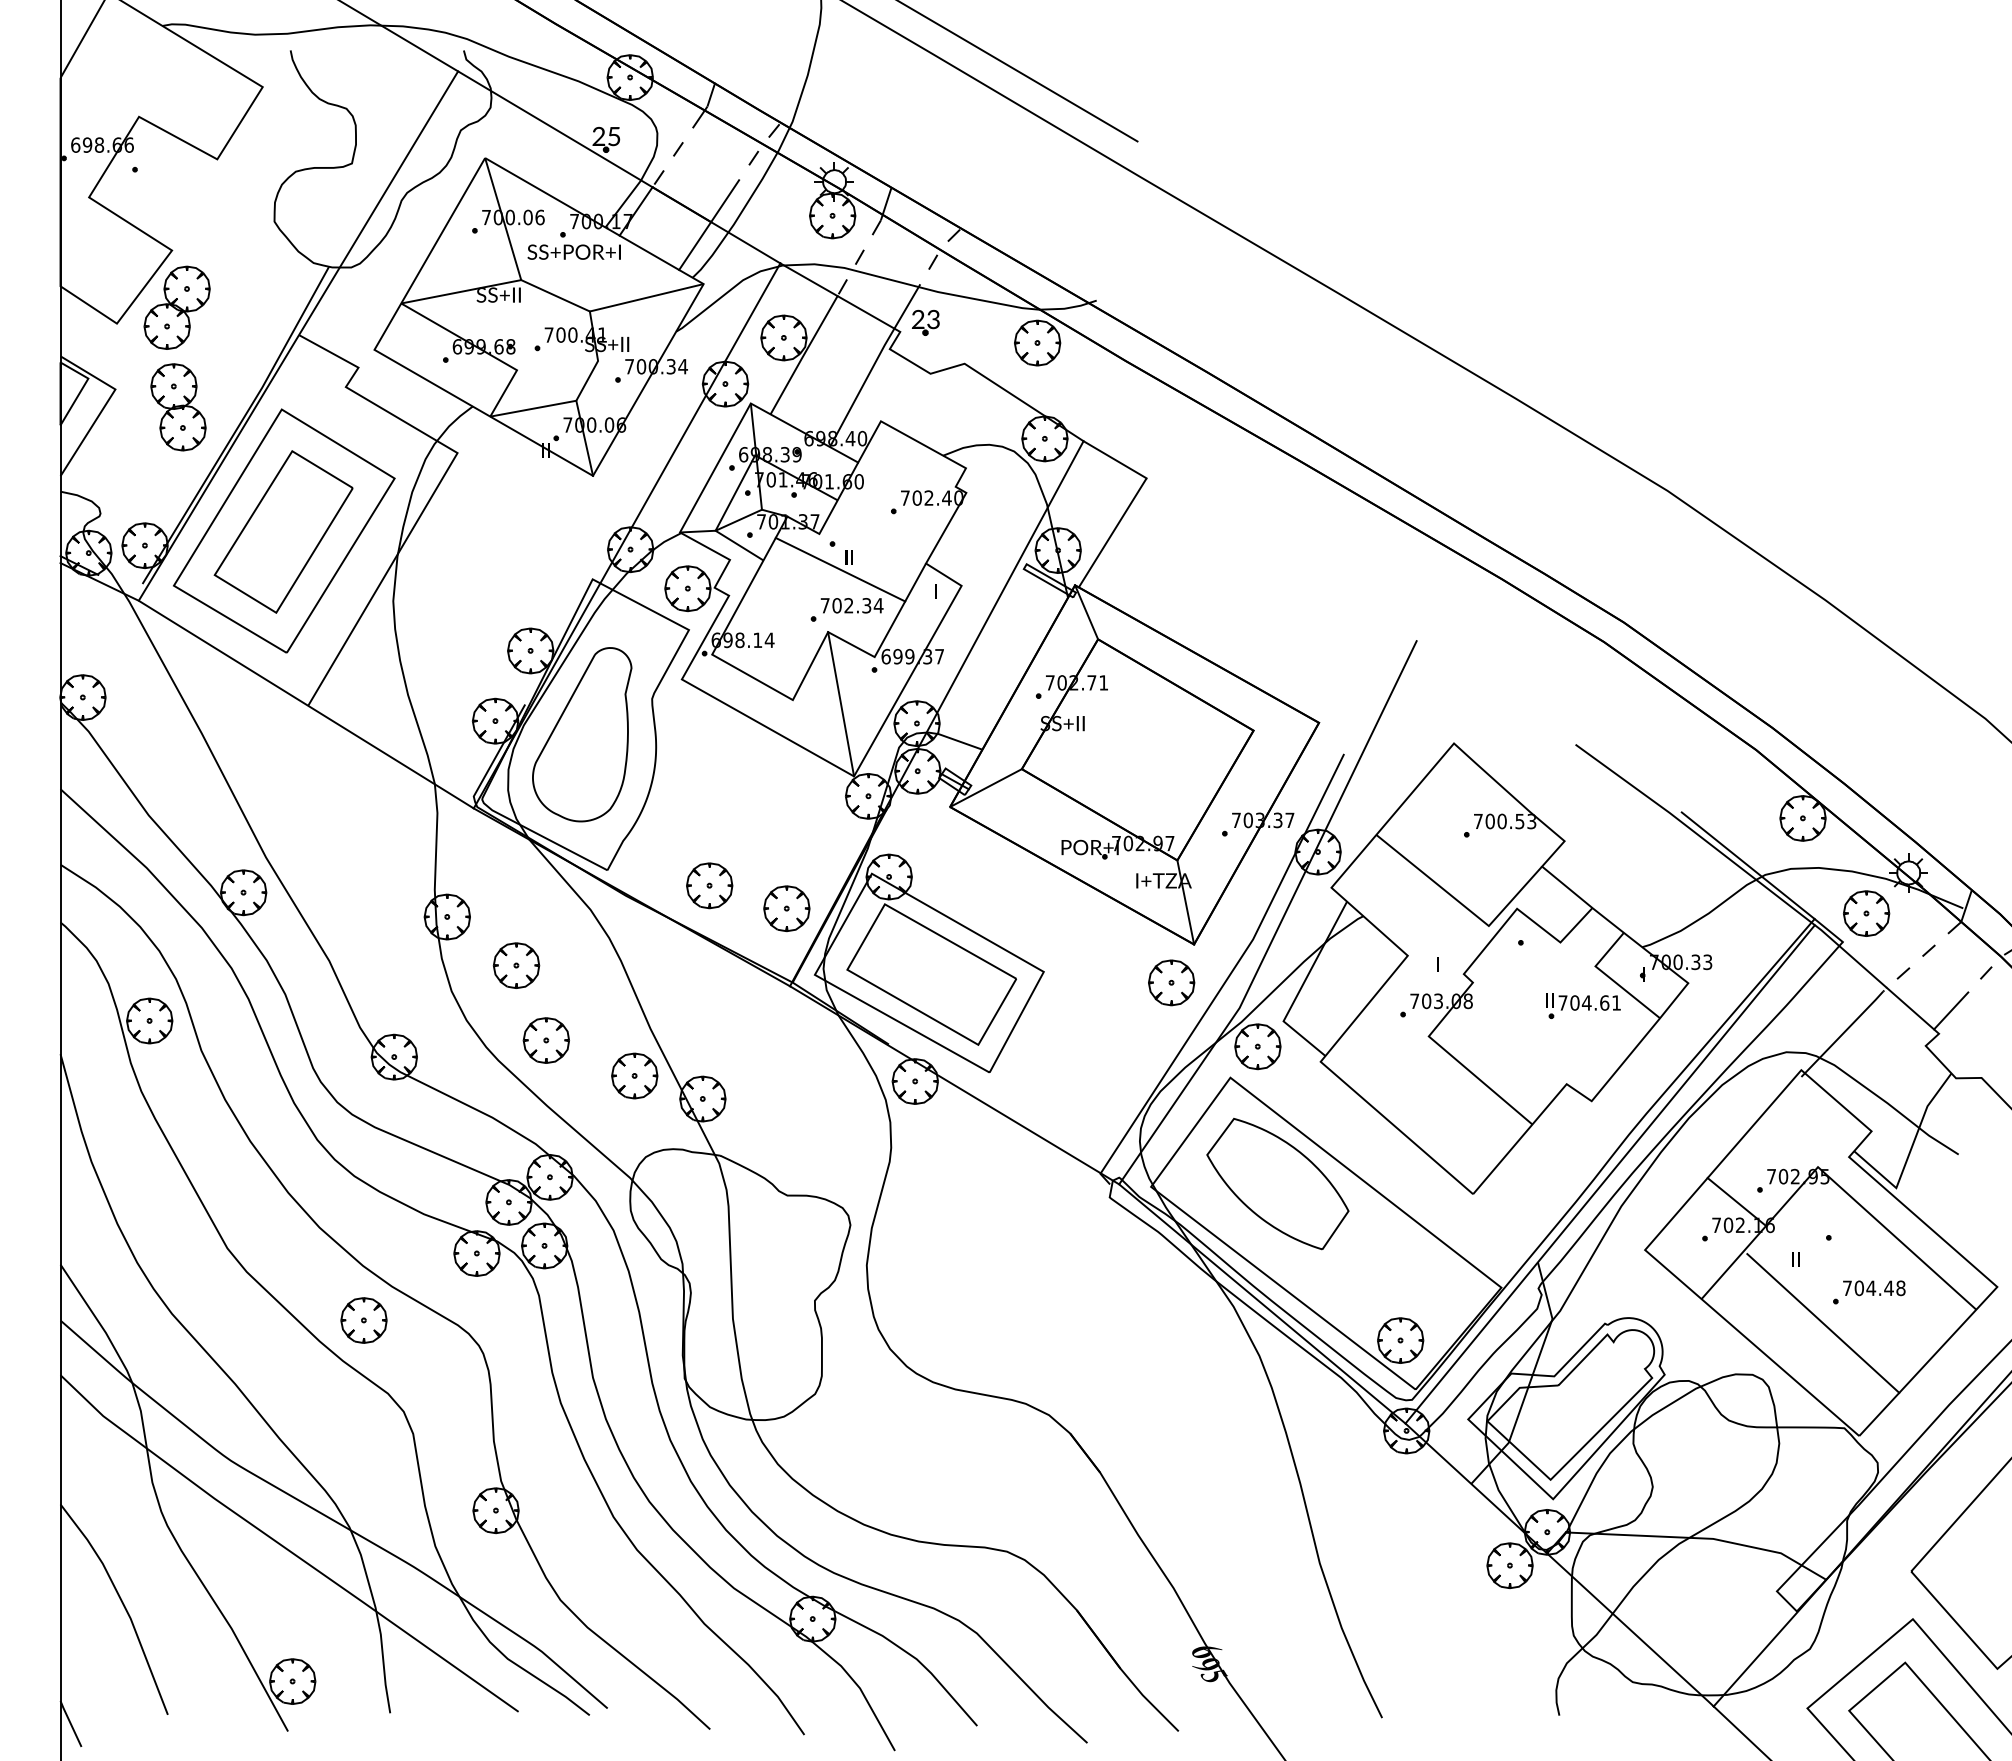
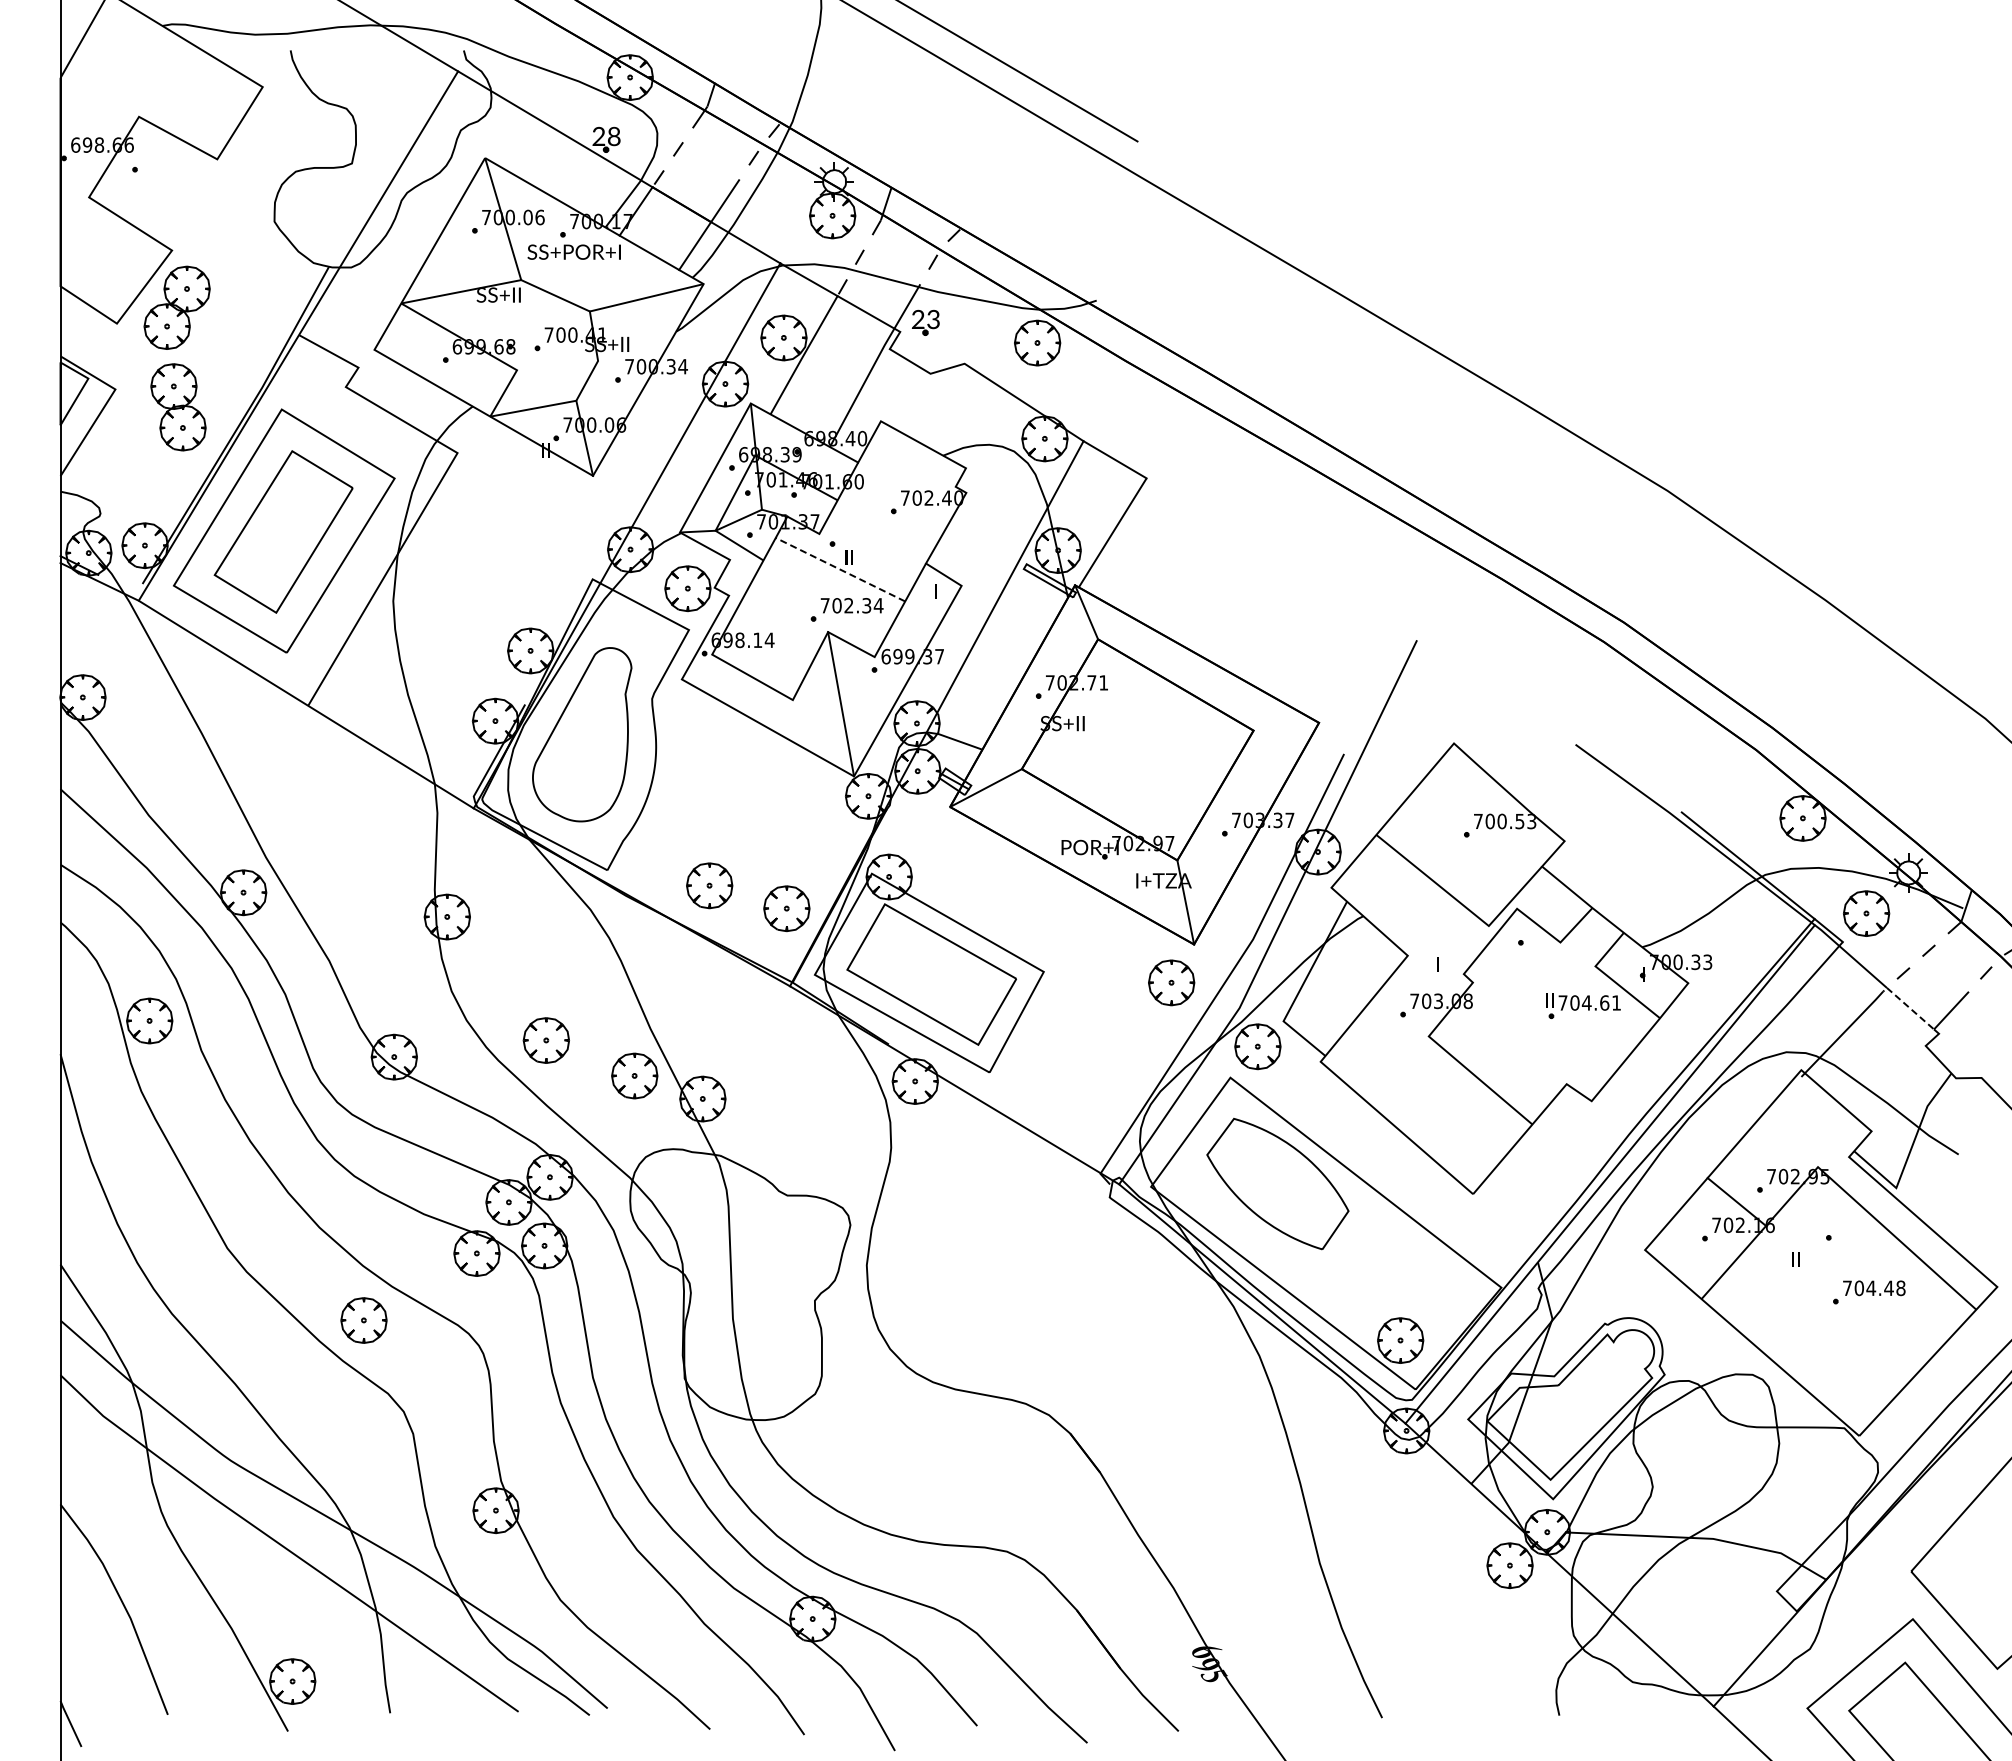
text: 25 -> 28 (614, 136)
line: solid -> dashed (840, 569)
part: present -> none (516, 965)
line: solid -> dashed (1910, 1009)
line: present -> none (1823, 1323)
